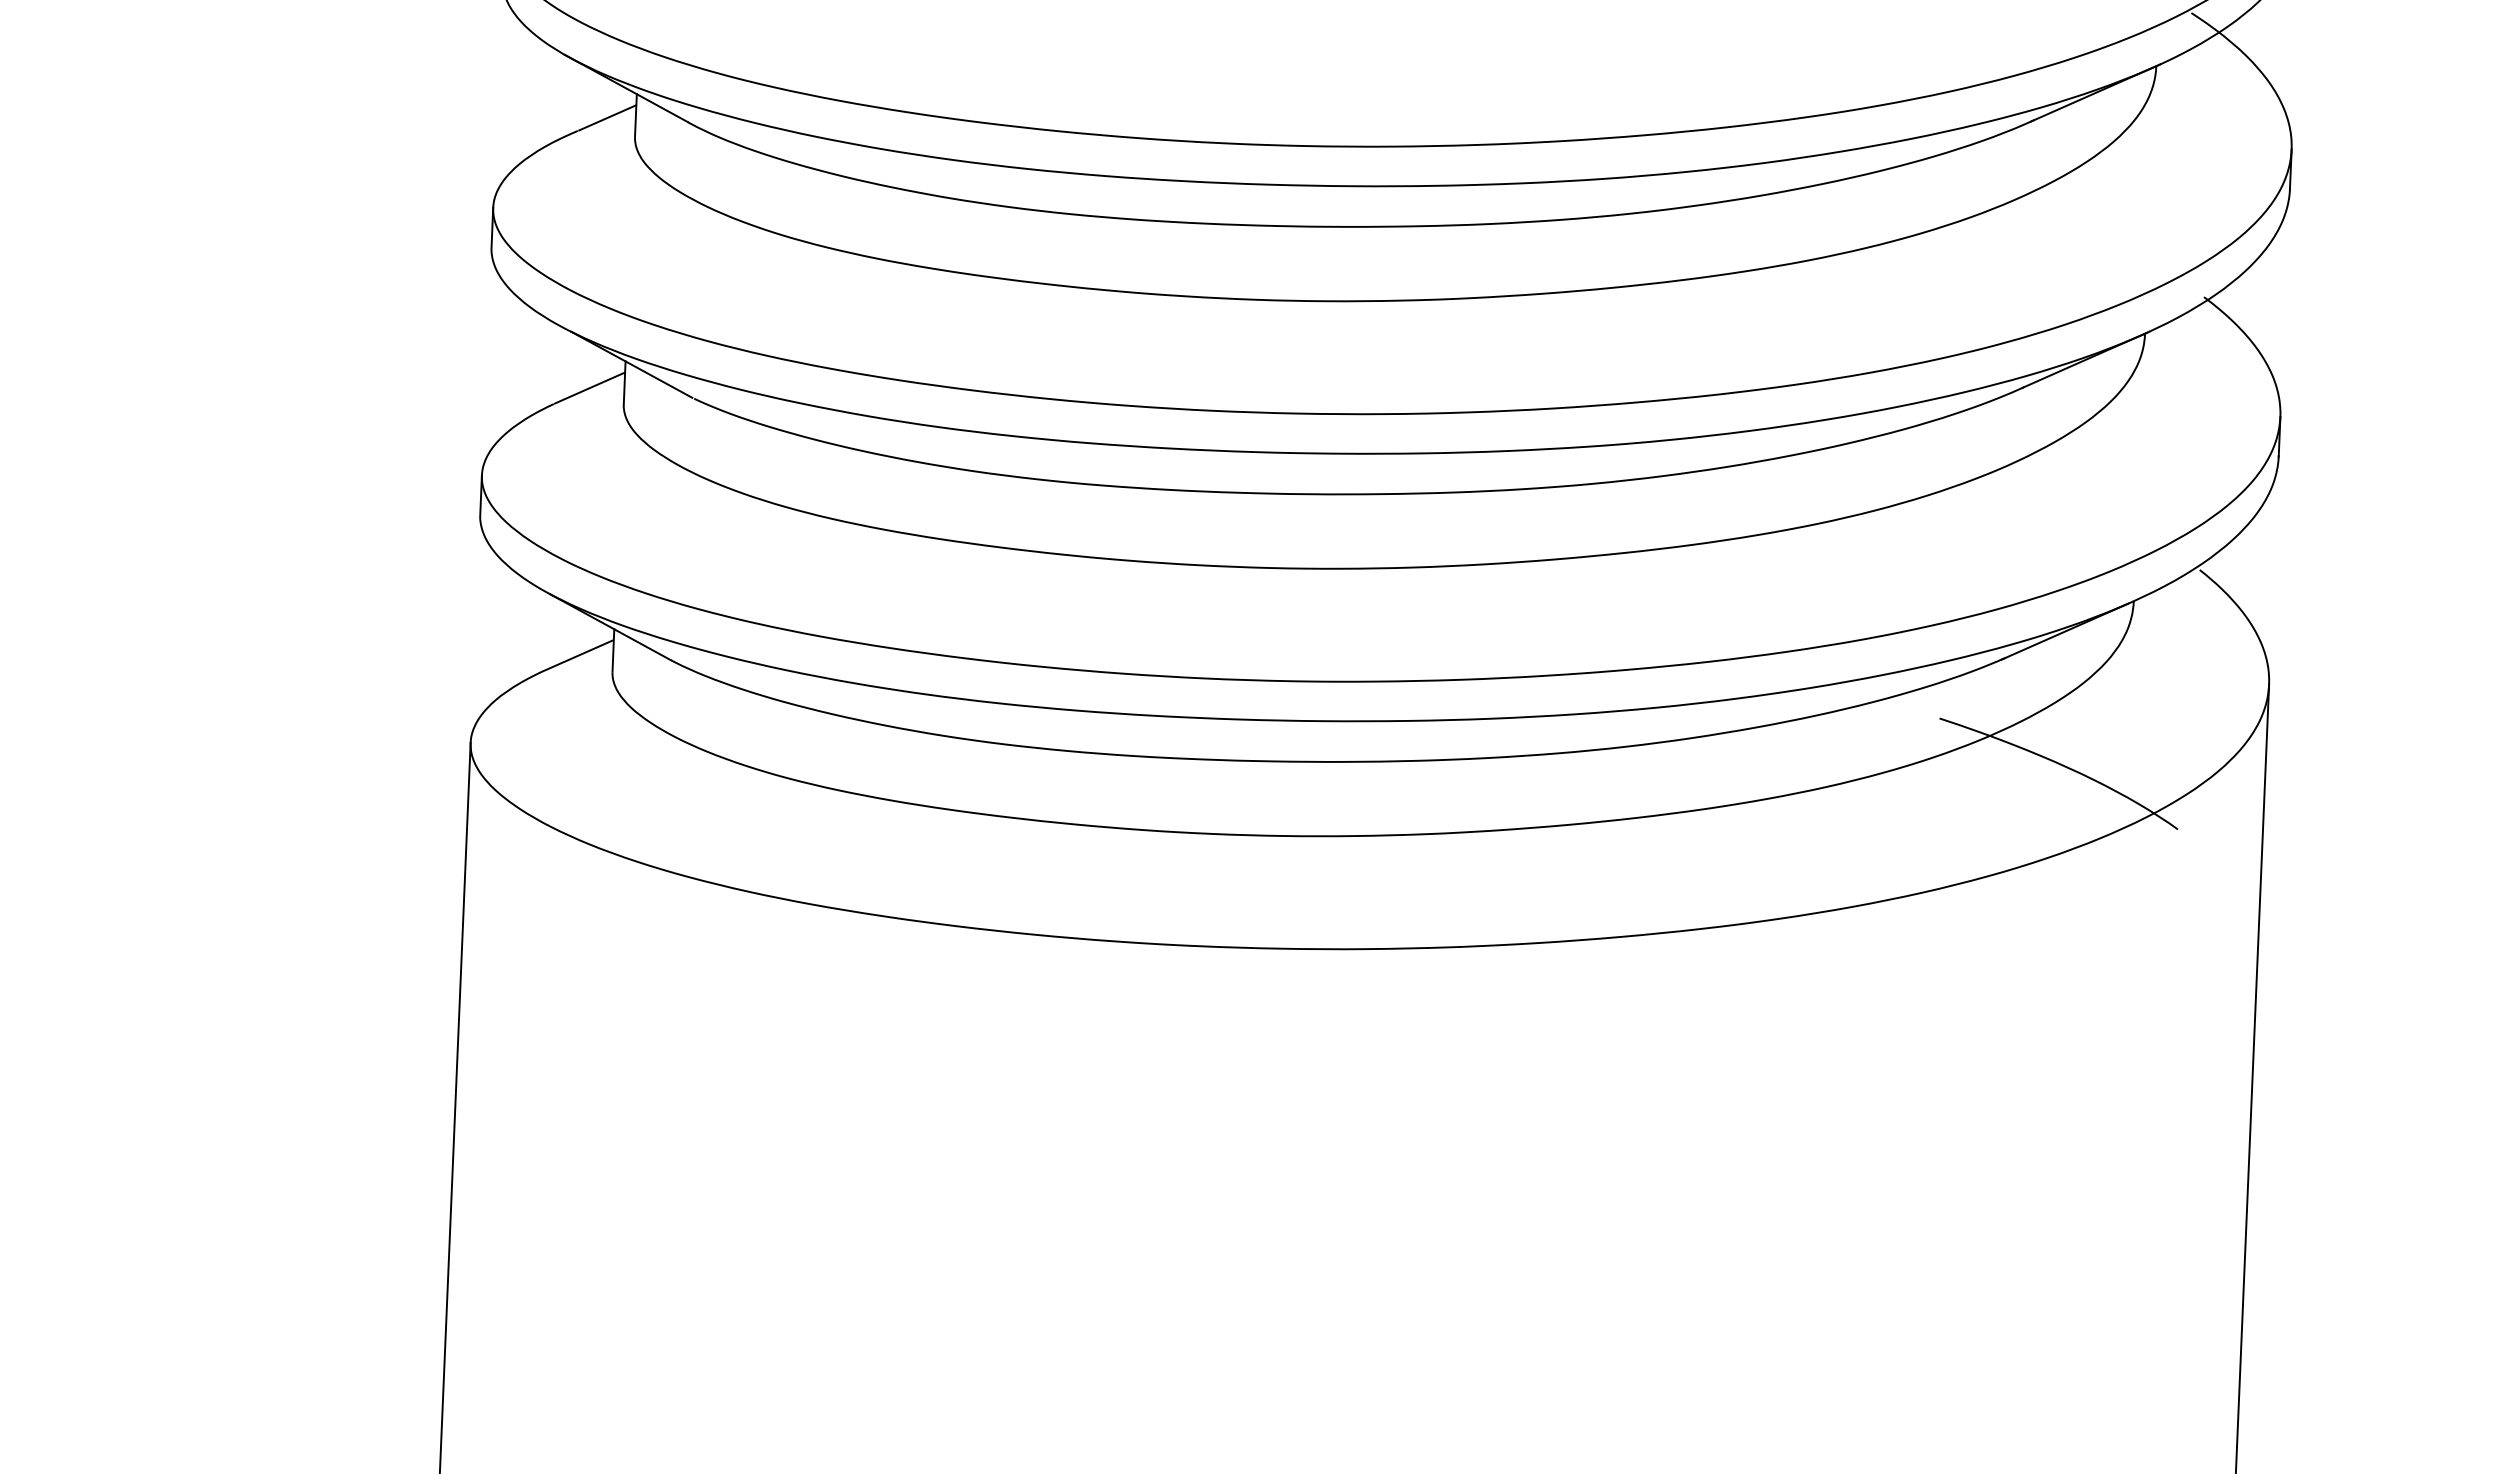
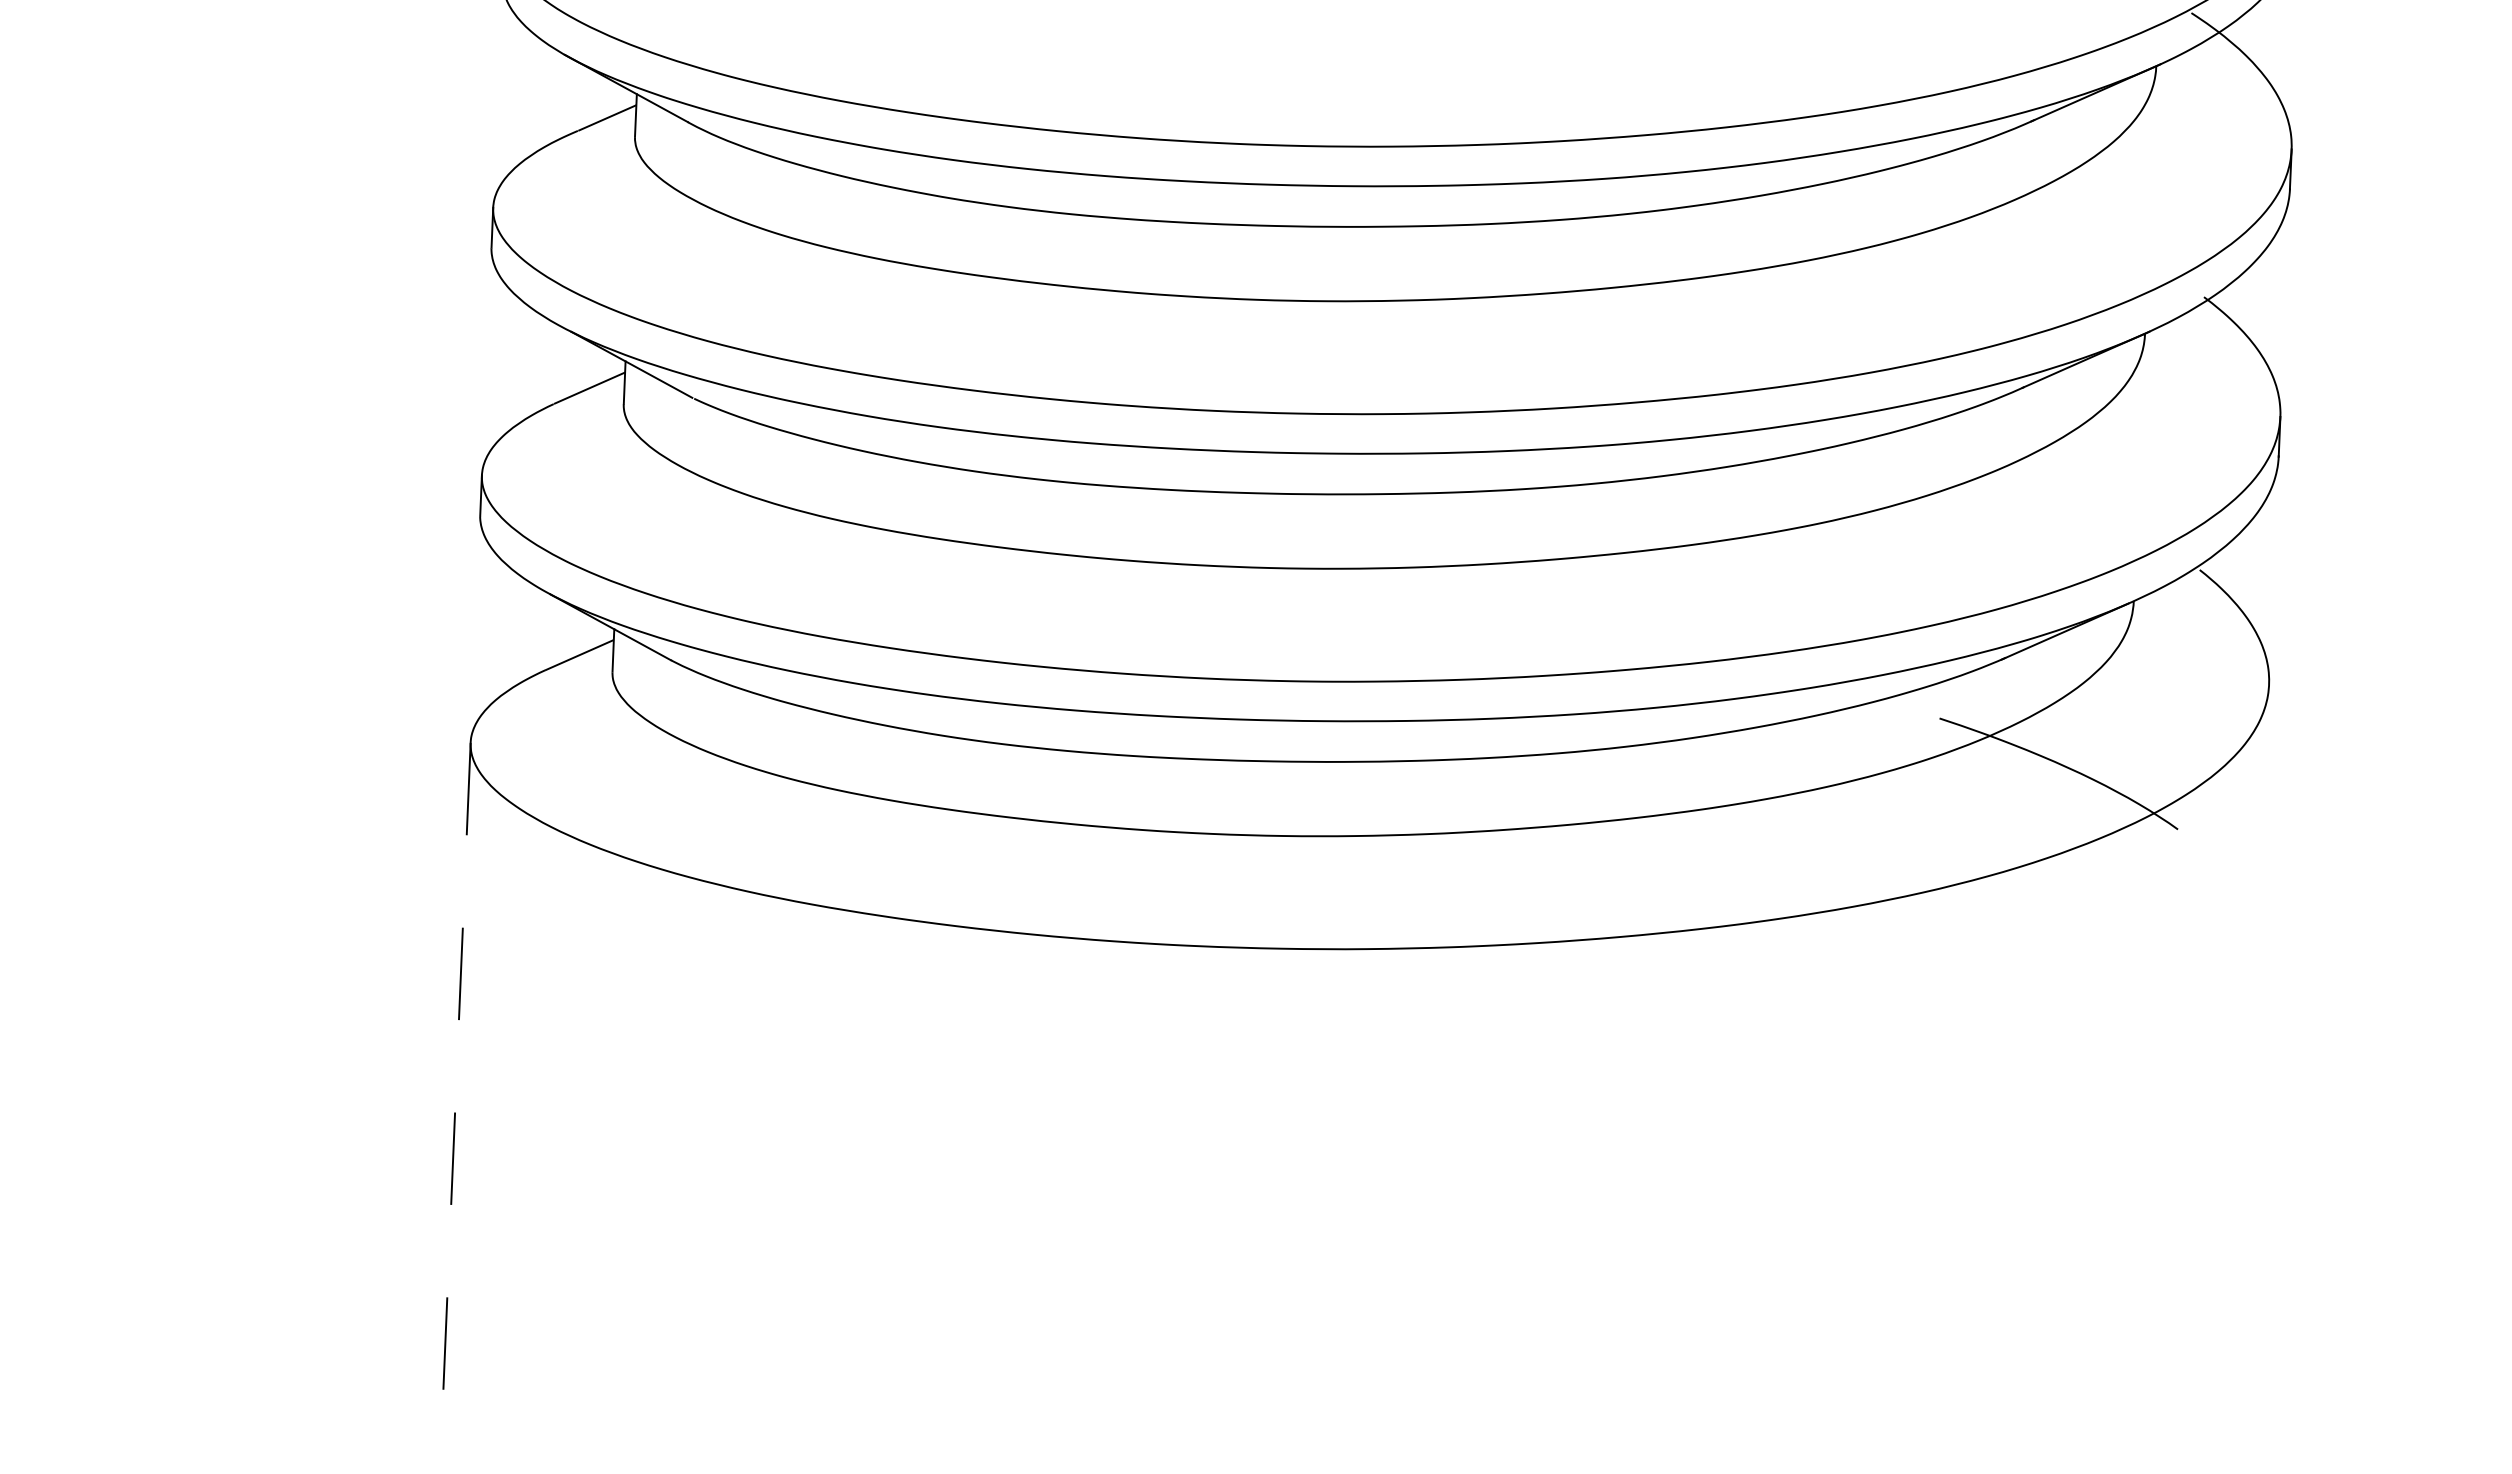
line: present -> none (2252, 1077)
line: solid -> dashed (455, 1108)
